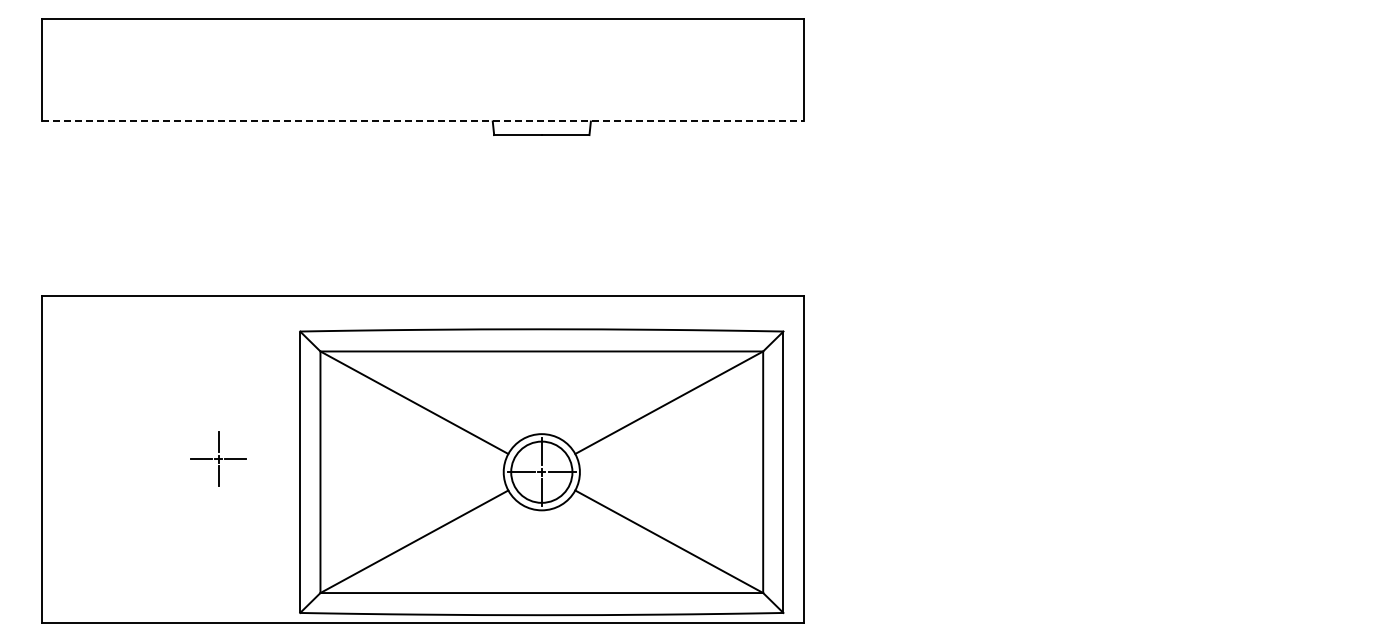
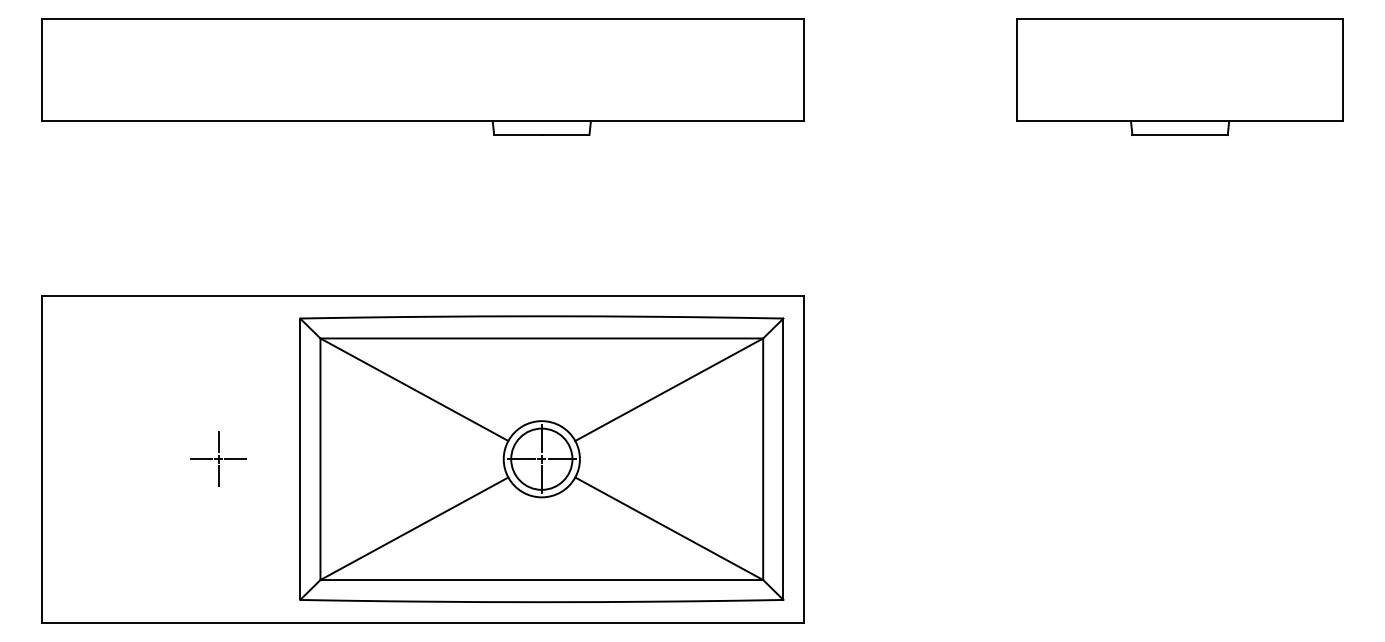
part: none -> present (1179, 76)
line: dashed -> solid (423, 121)
part position: (541, 472) -> (541, 459) (541, 459)
